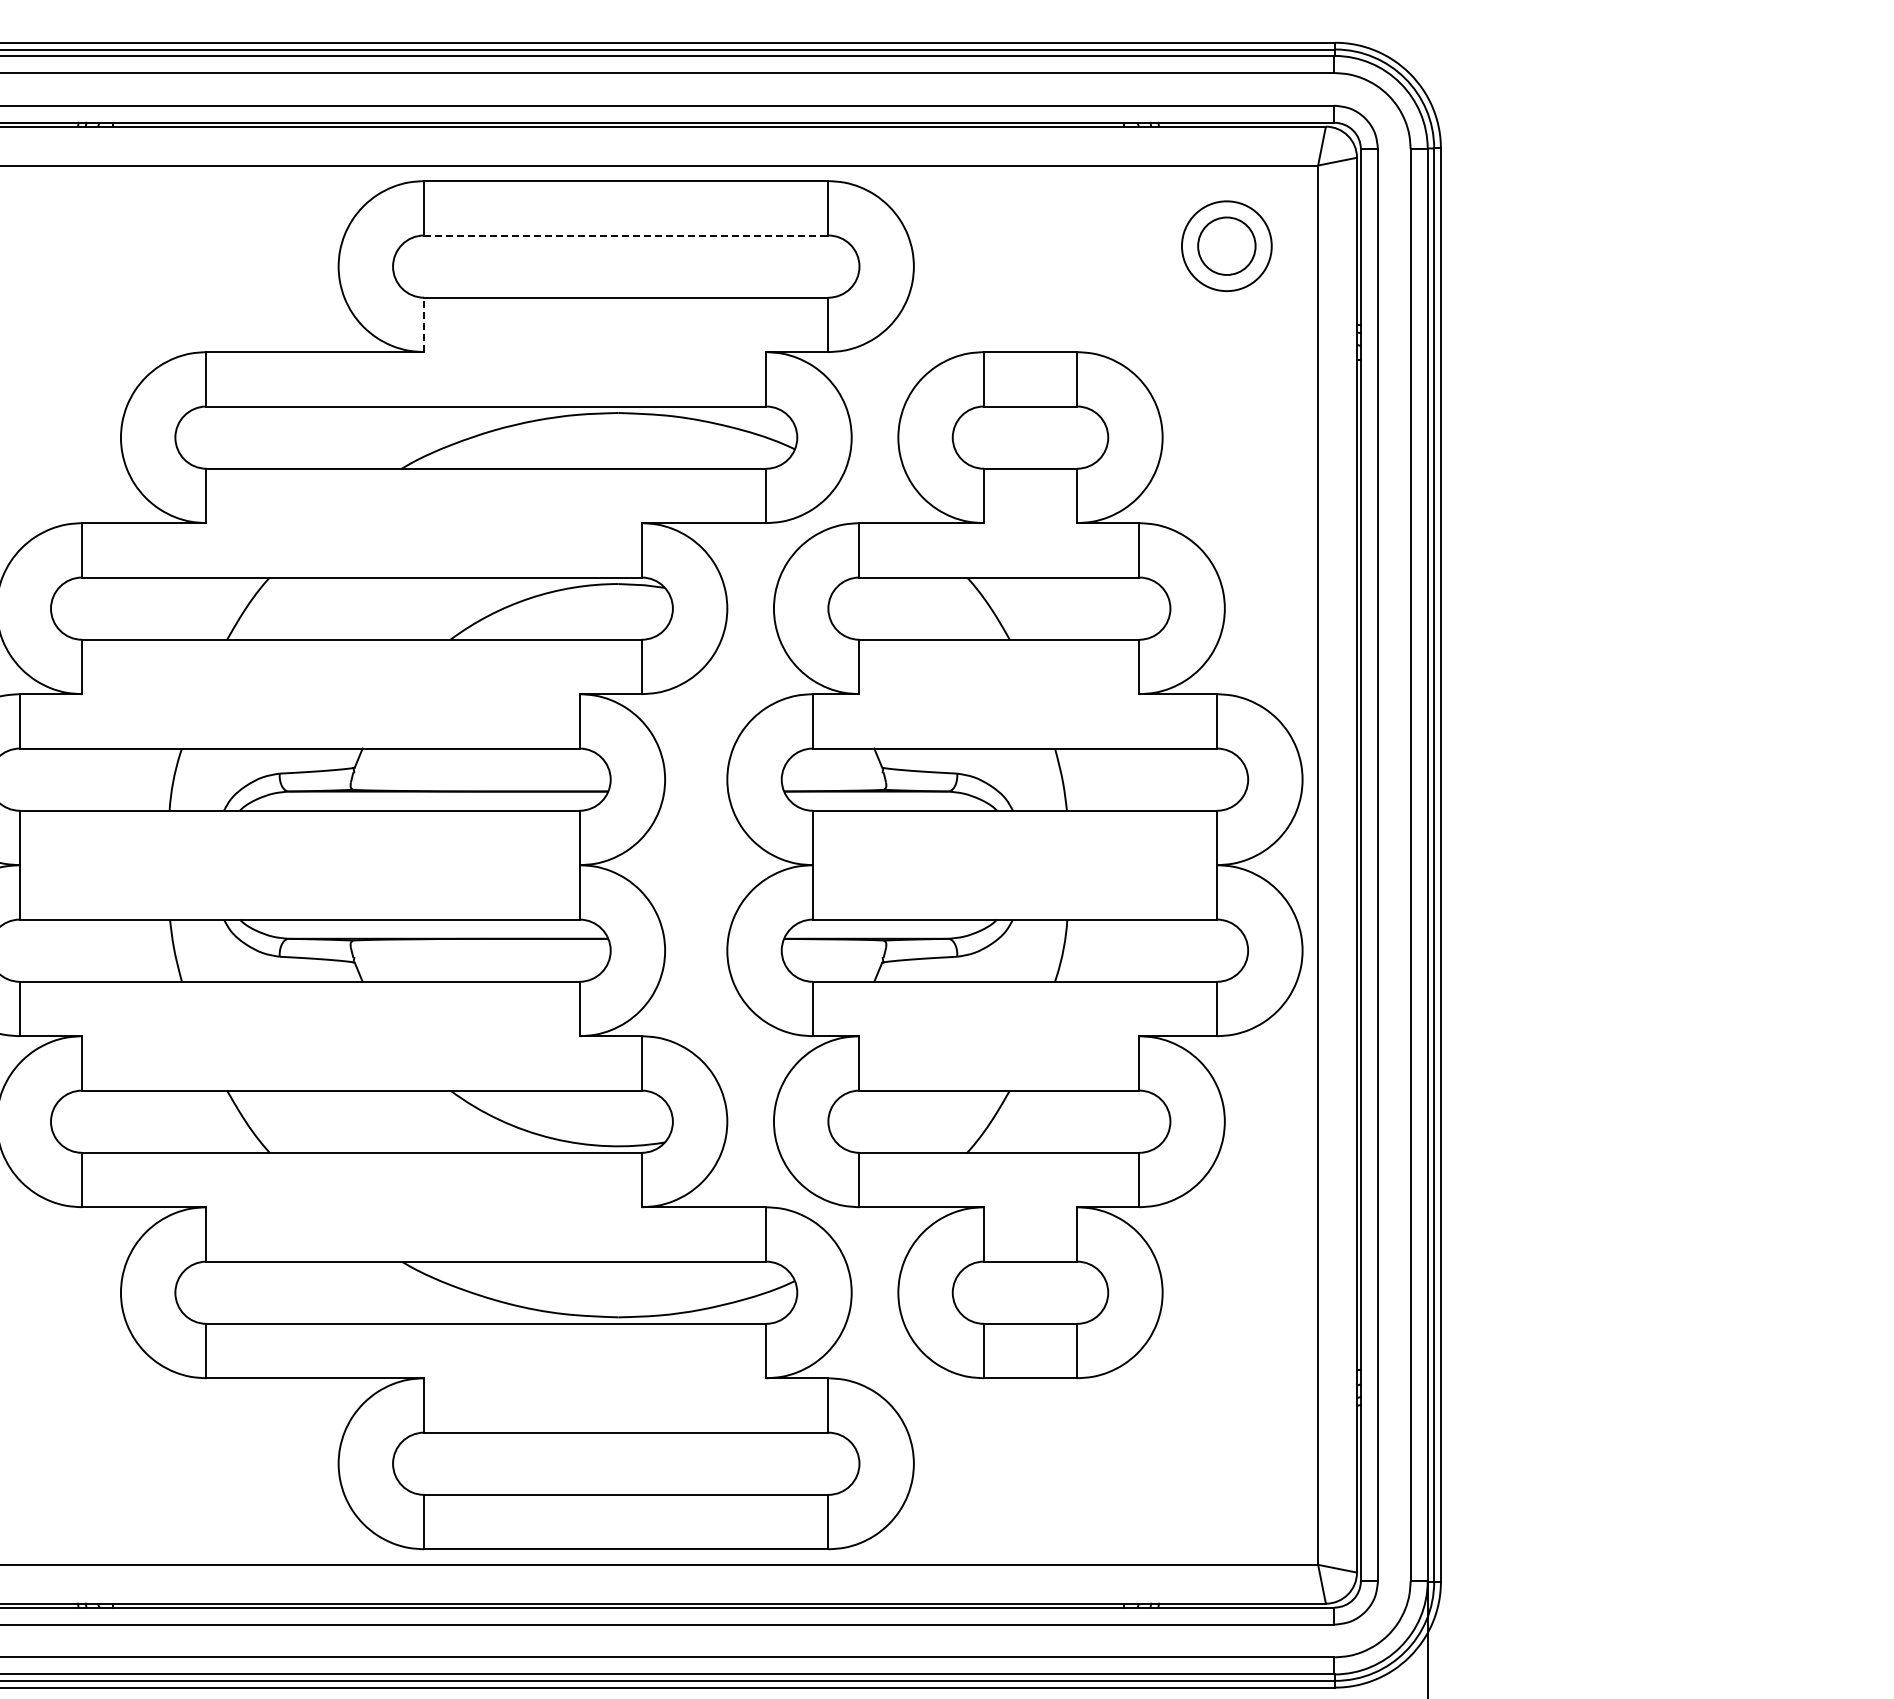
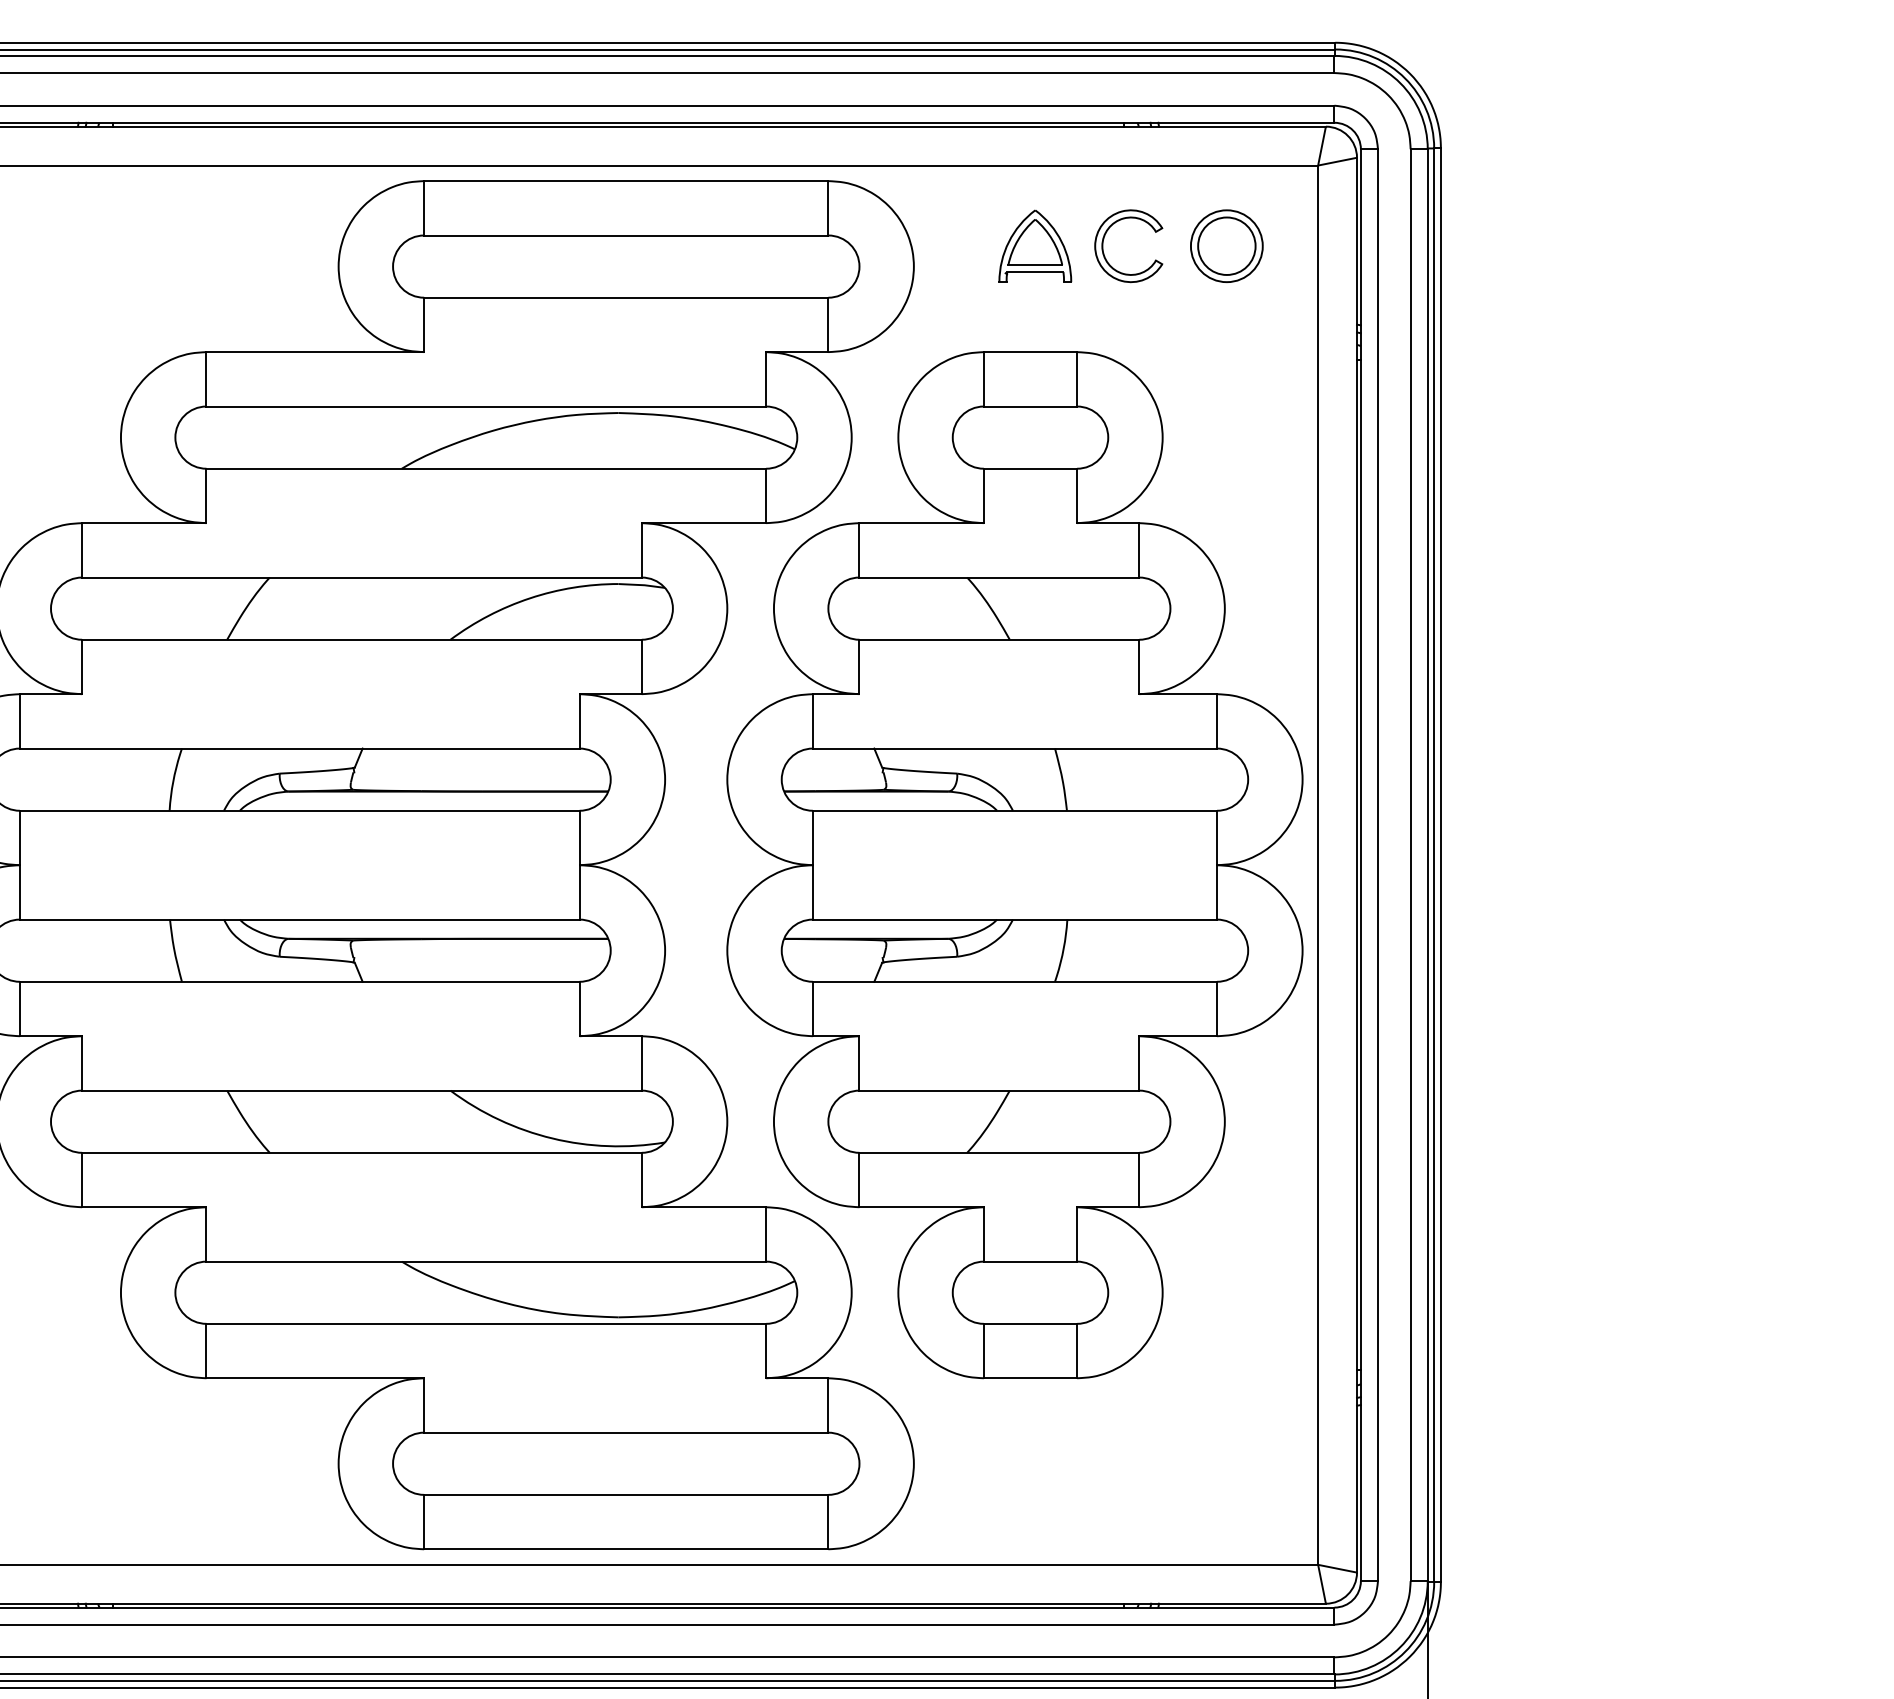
line: dashed -> solid (626, 235)
part: none -> present (1104, 239)
part: none -> present (1035, 245)
circle diameter: 90 px -> 72 px (1226, 246)
line: dashed -> solid (424, 324)
